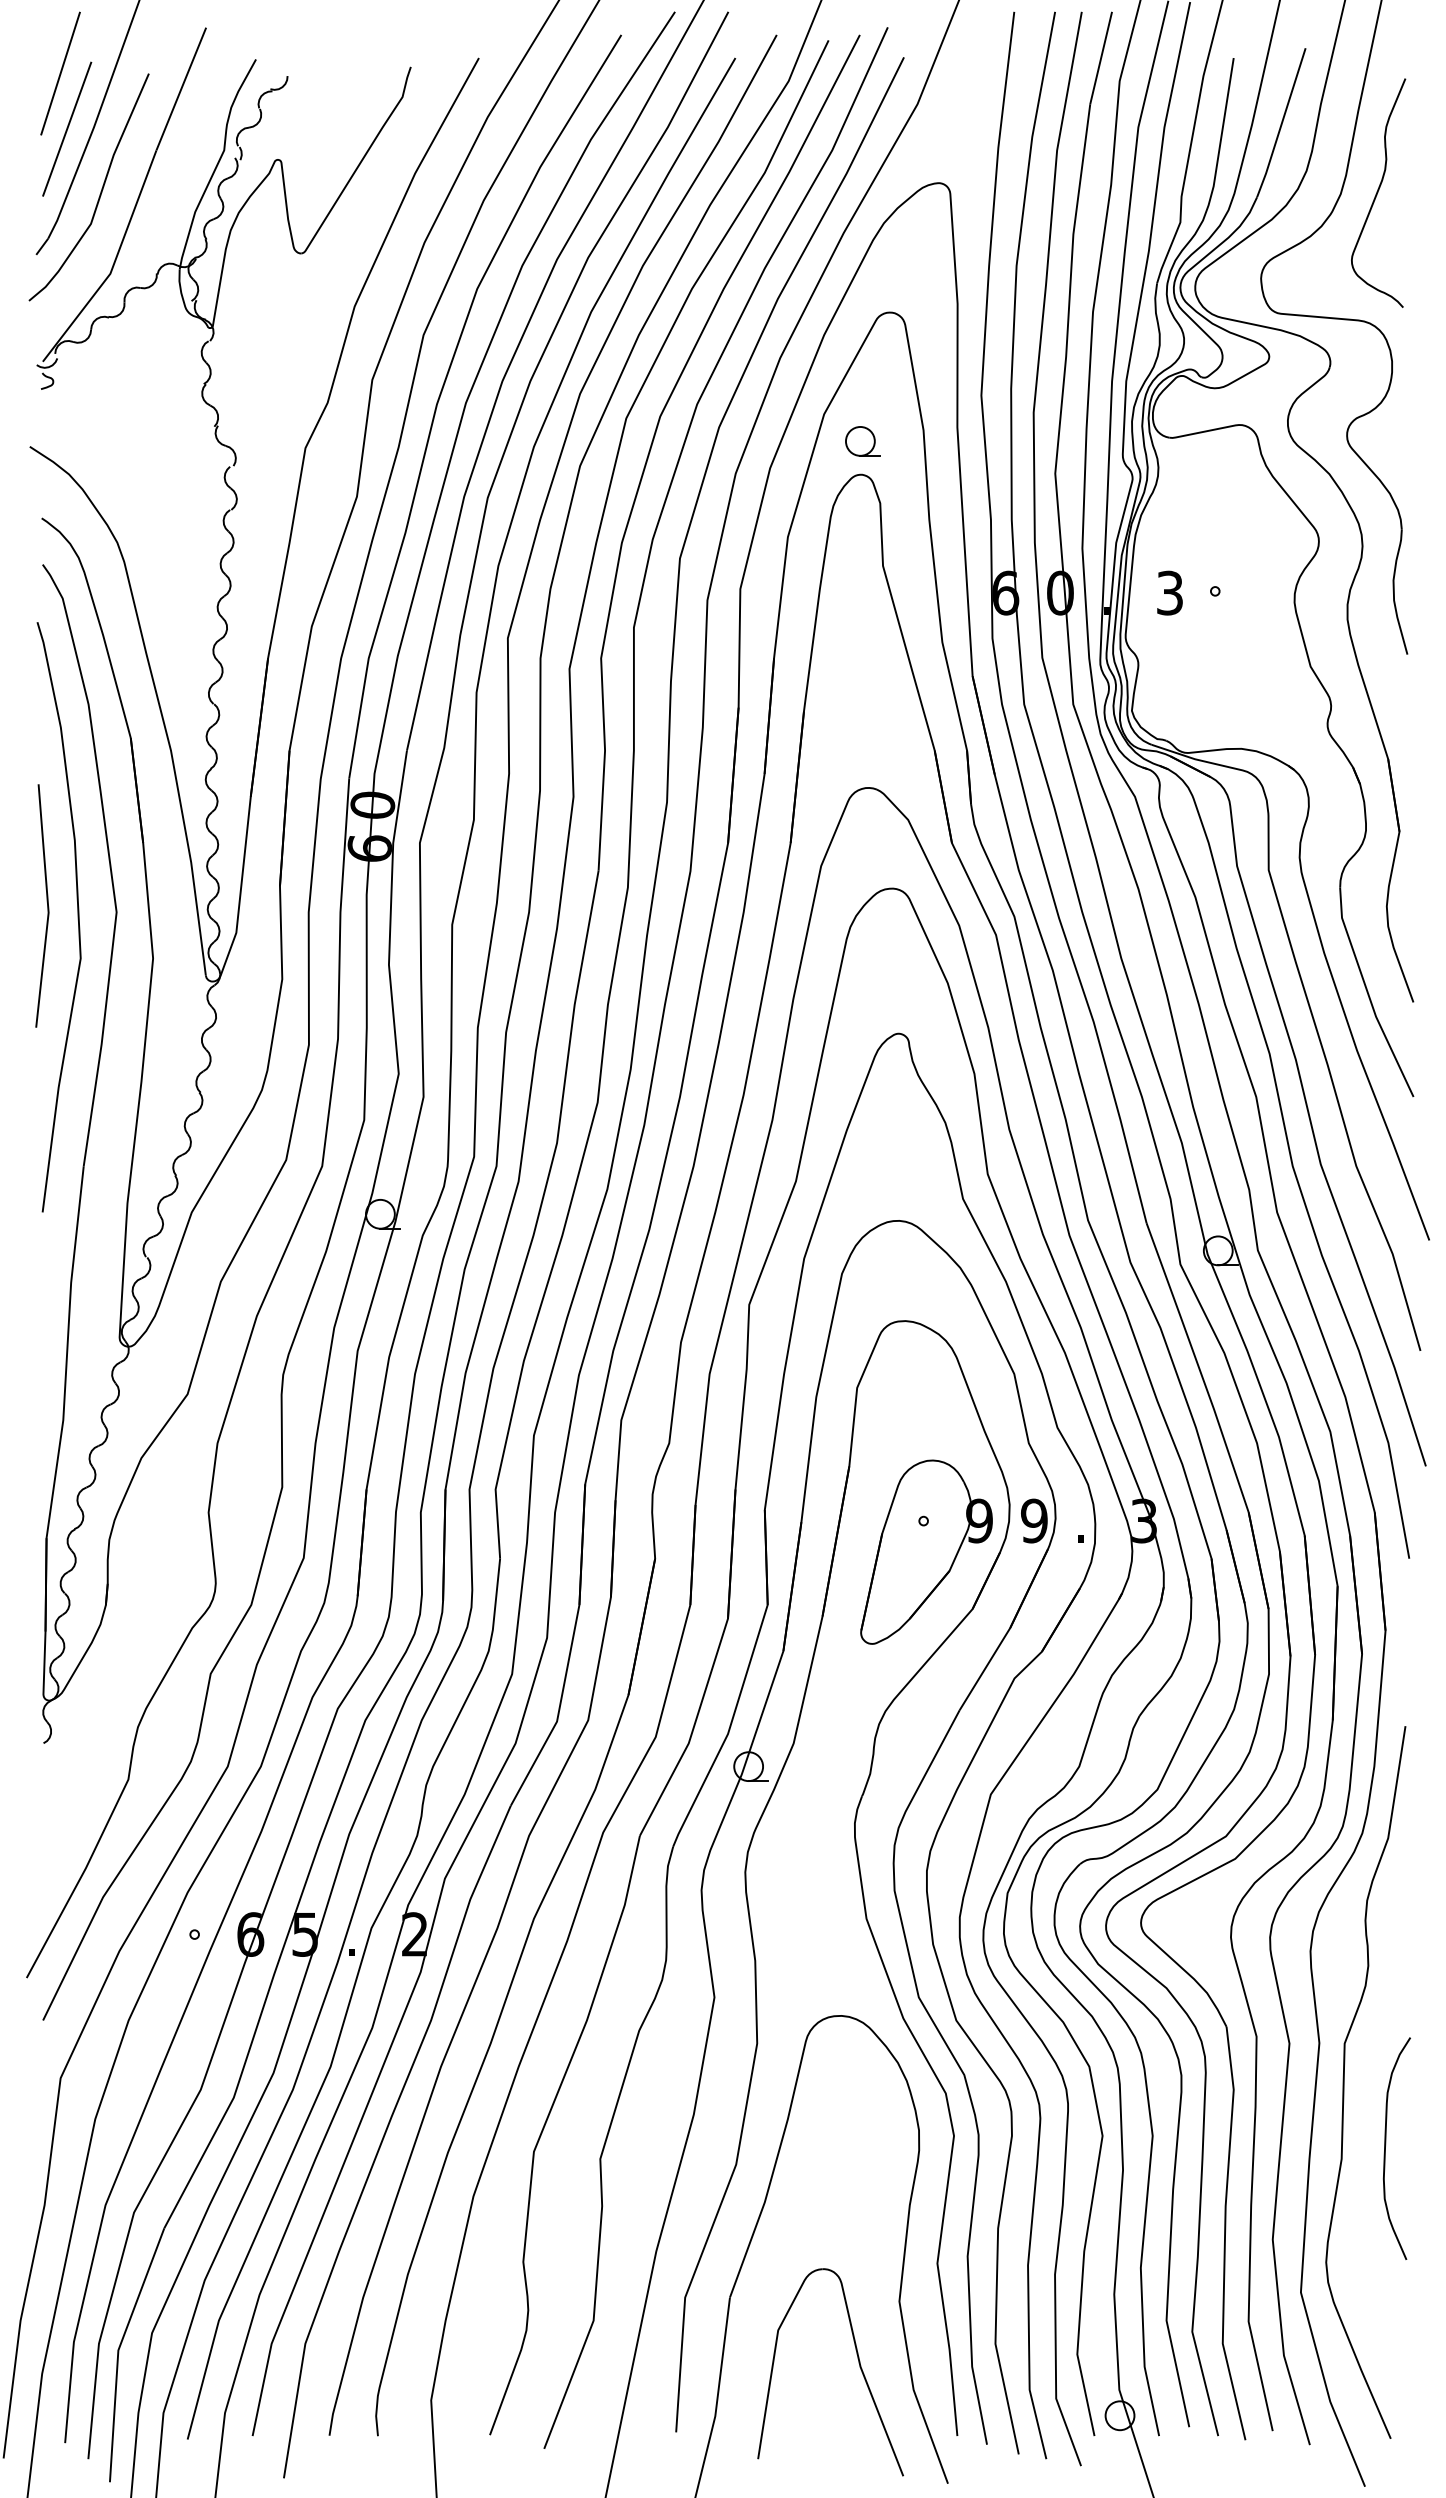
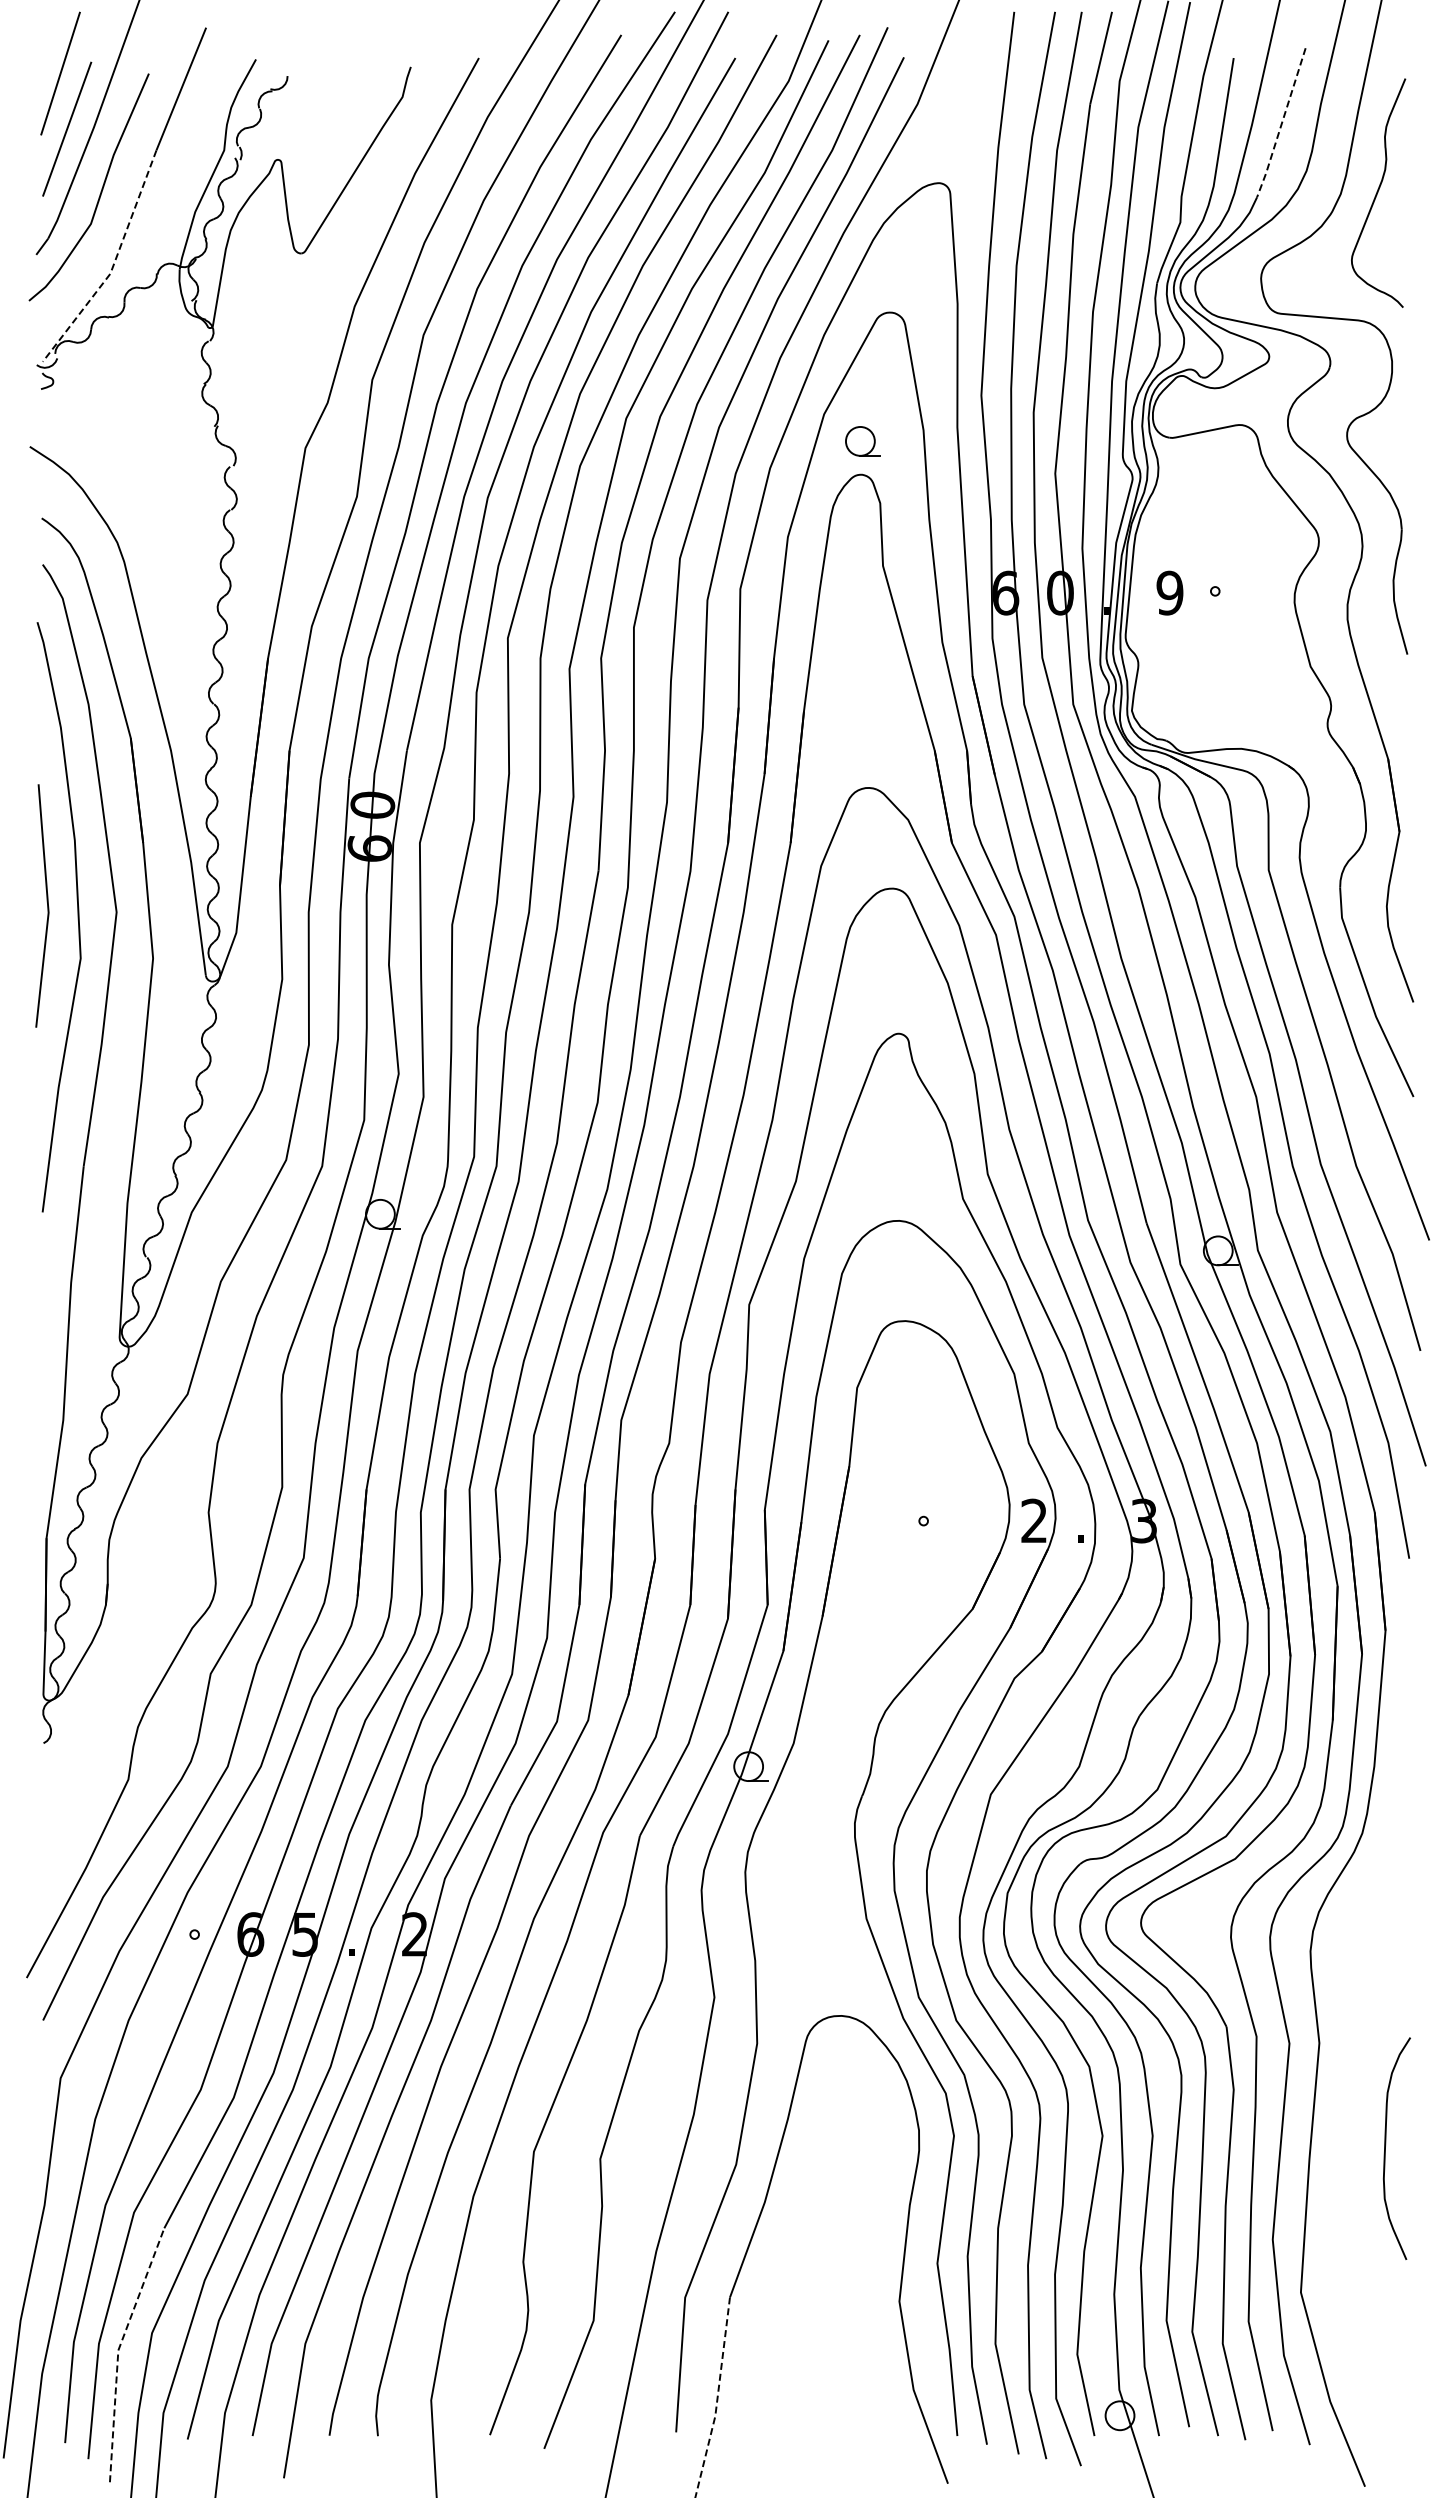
line: solid -> dashed (1281, 124)
line: solid -> dashed (113, 264)
text: 3 -> 9 (1169, 592)
text: 9 -> 2 (1034, 1520)
part: present -> none (926, 1551)
curve: present -> none (1344, 2082)
line: solid -> dashed (118, 2350)
part: present -> none (858, 2363)
line: solid -> dashed (717, 2398)
